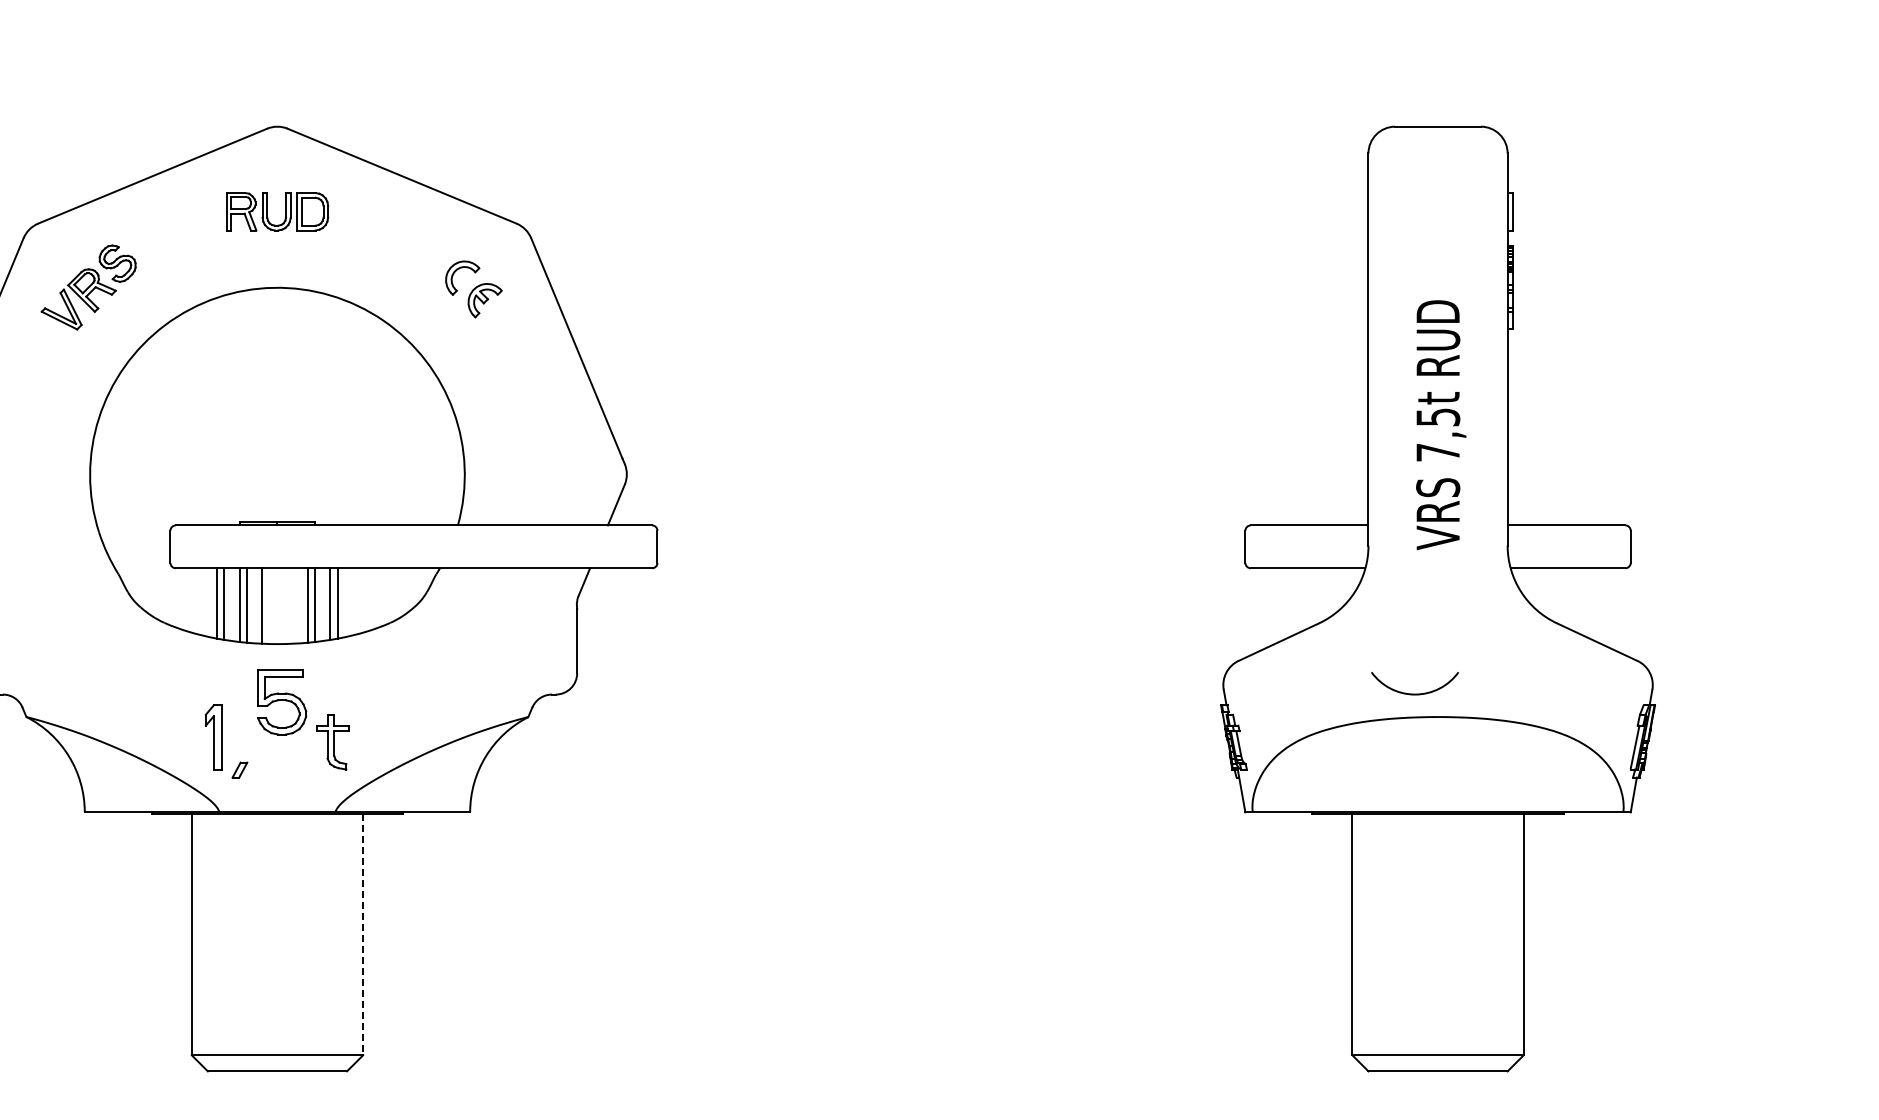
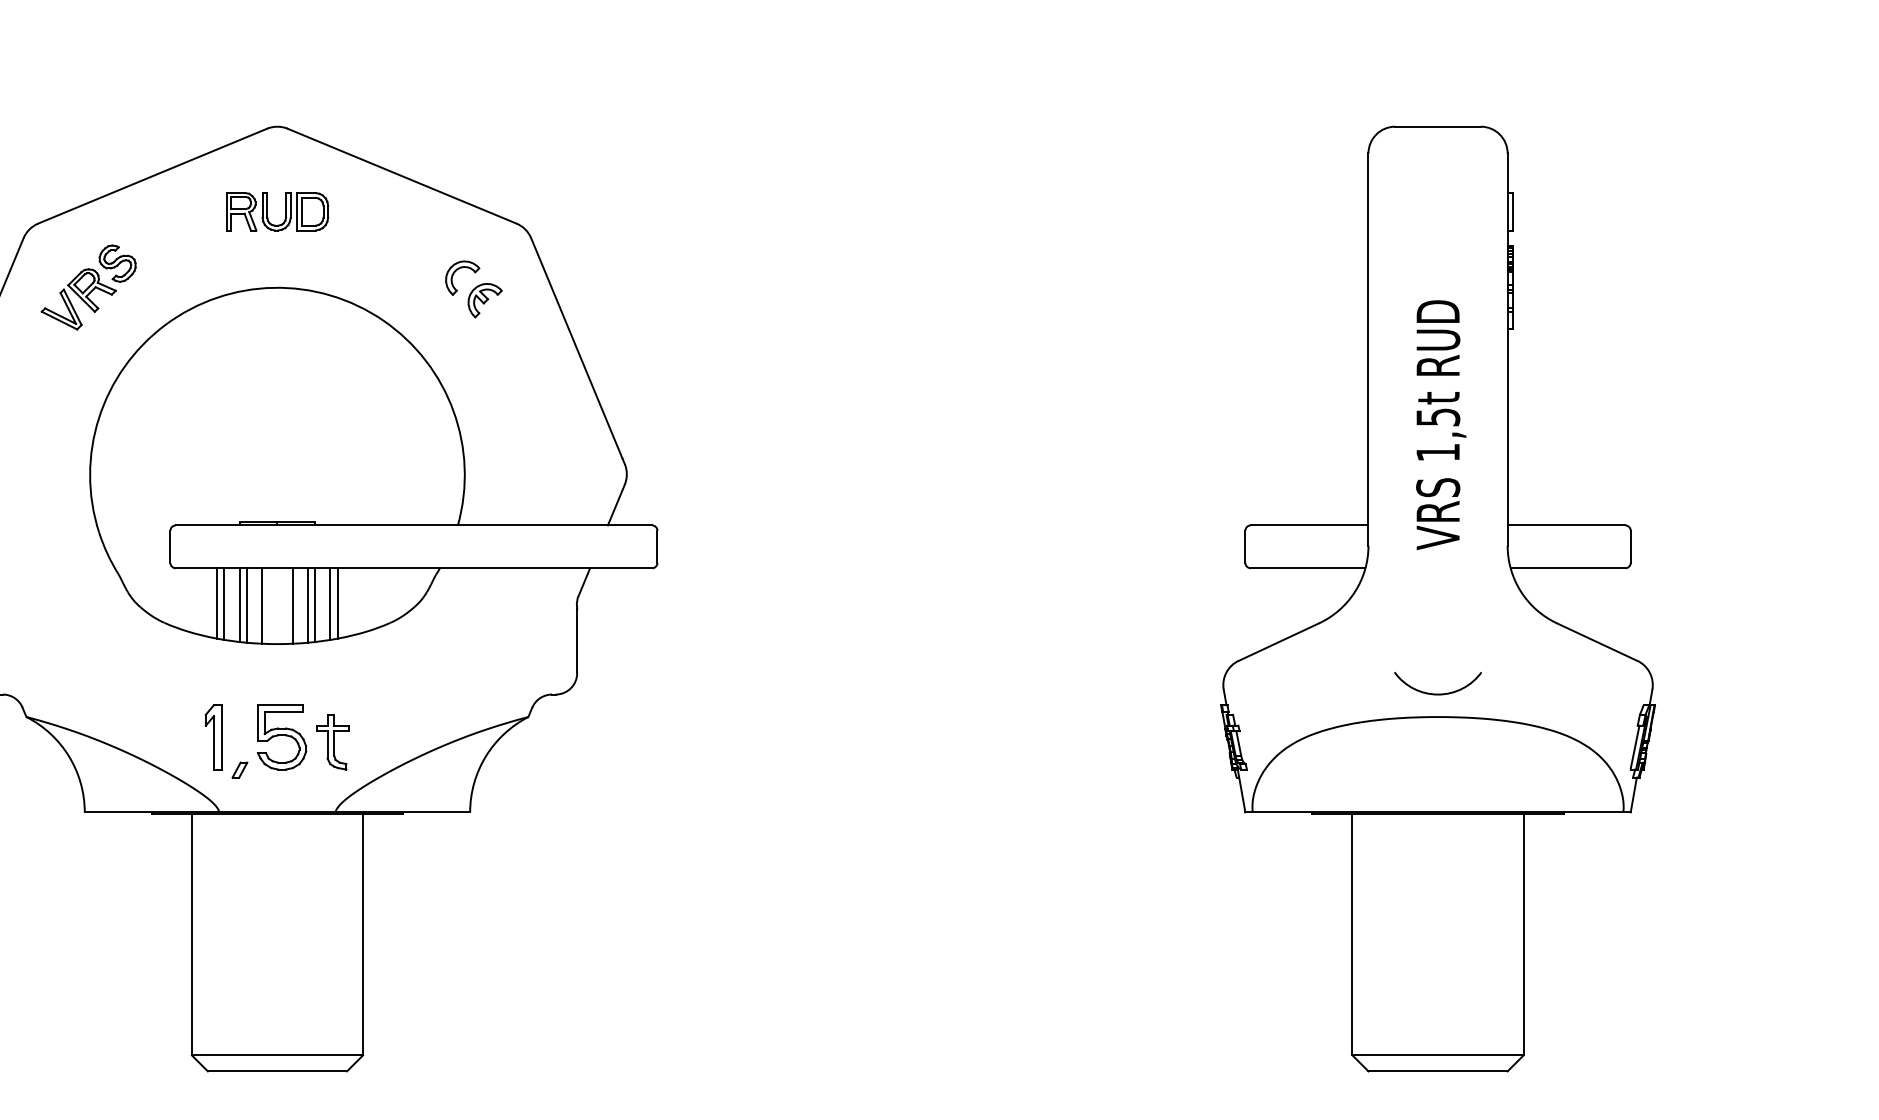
text: 7,5t -> 1,5t (1437, 452)
line: none -> present (292, 605)
arc position: (1414, 693) -> (1437, 693) (1437, 693)
part position: (282, 702) -> (282, 737) (282, 737)
line: dashed -> solid (363, 935)
